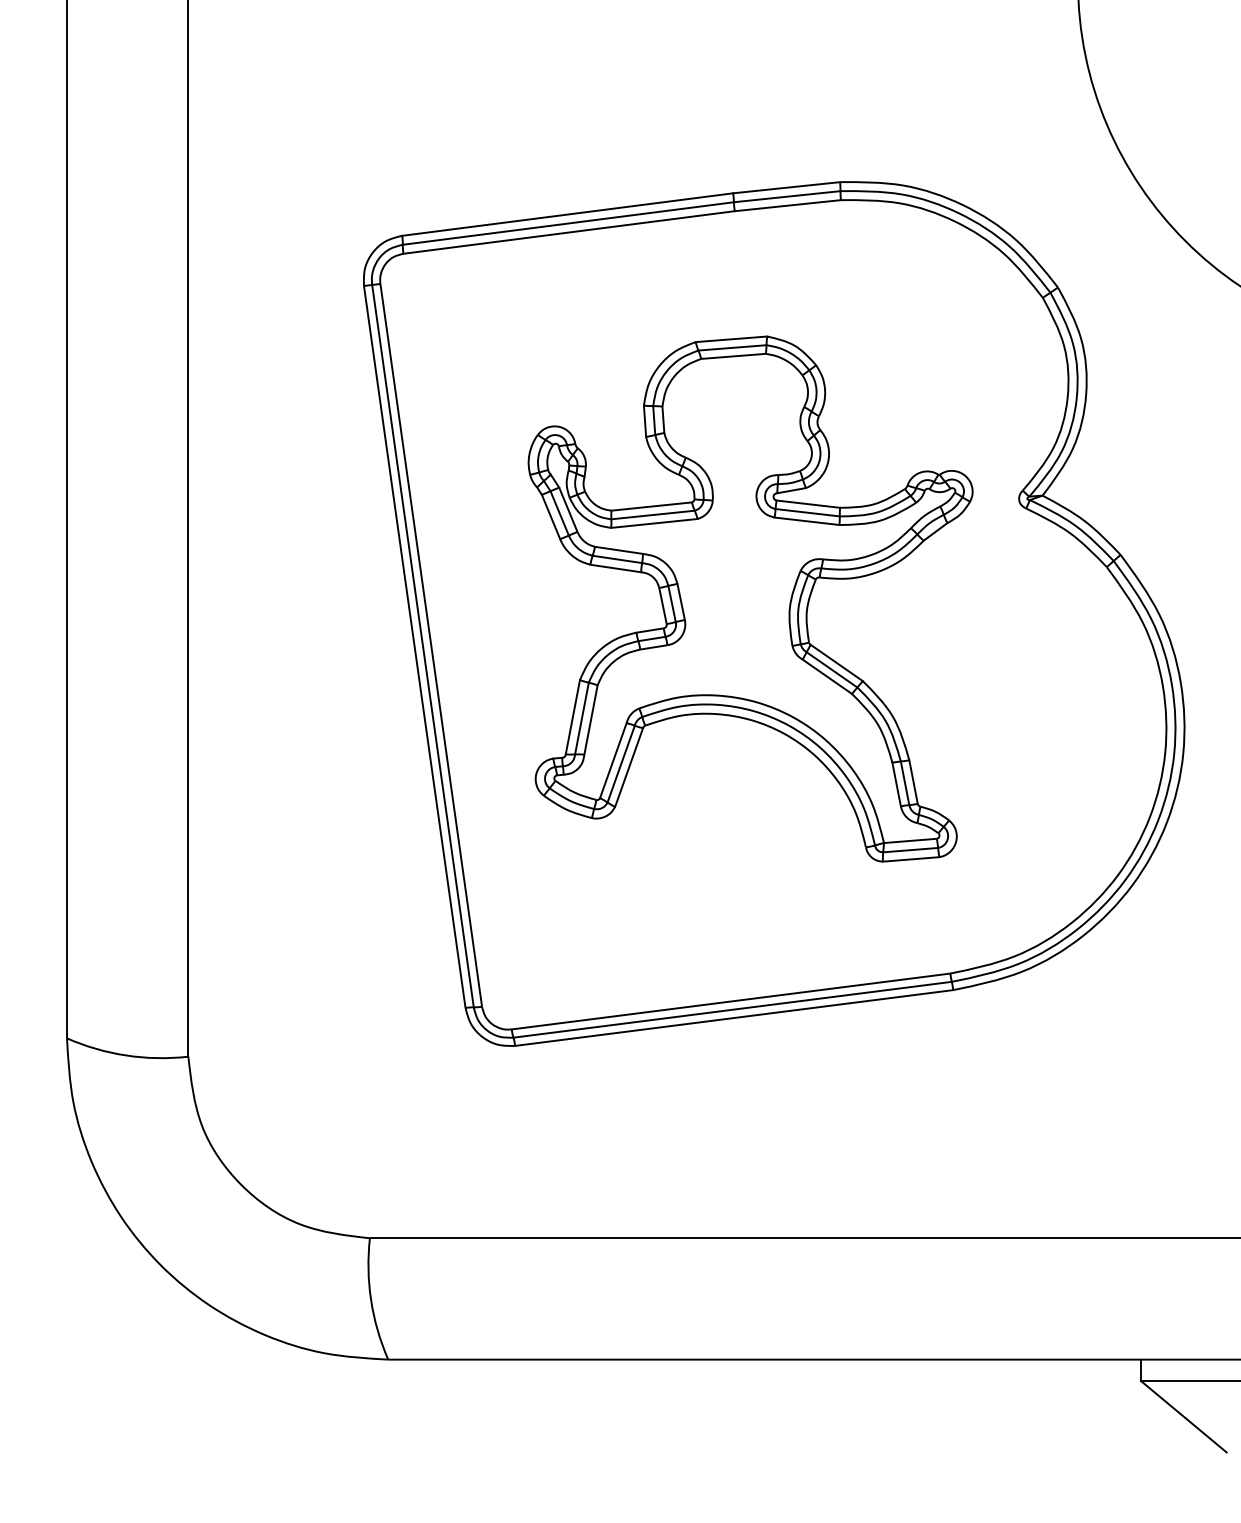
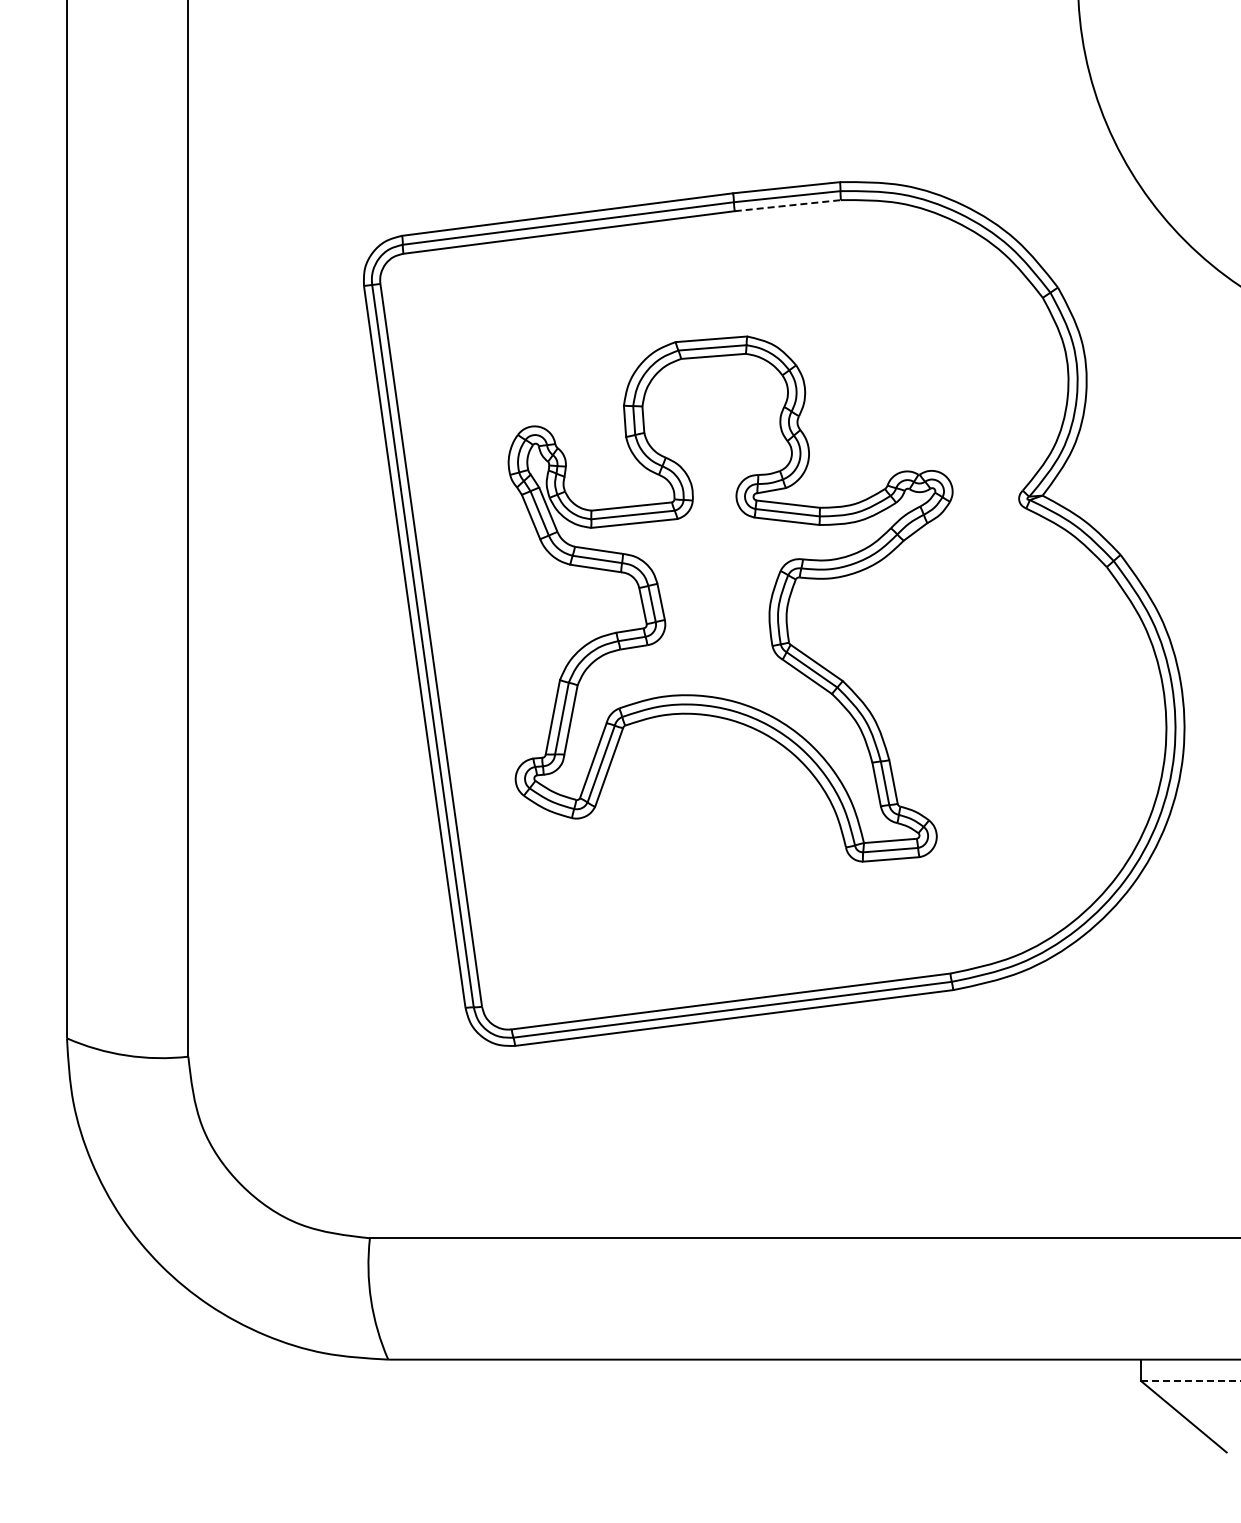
line: solid -> dashed (788, 205)
part position: (750, 598) -> (730, 598) (730, 598)
line: solid -> dashed (1190, 1381)
